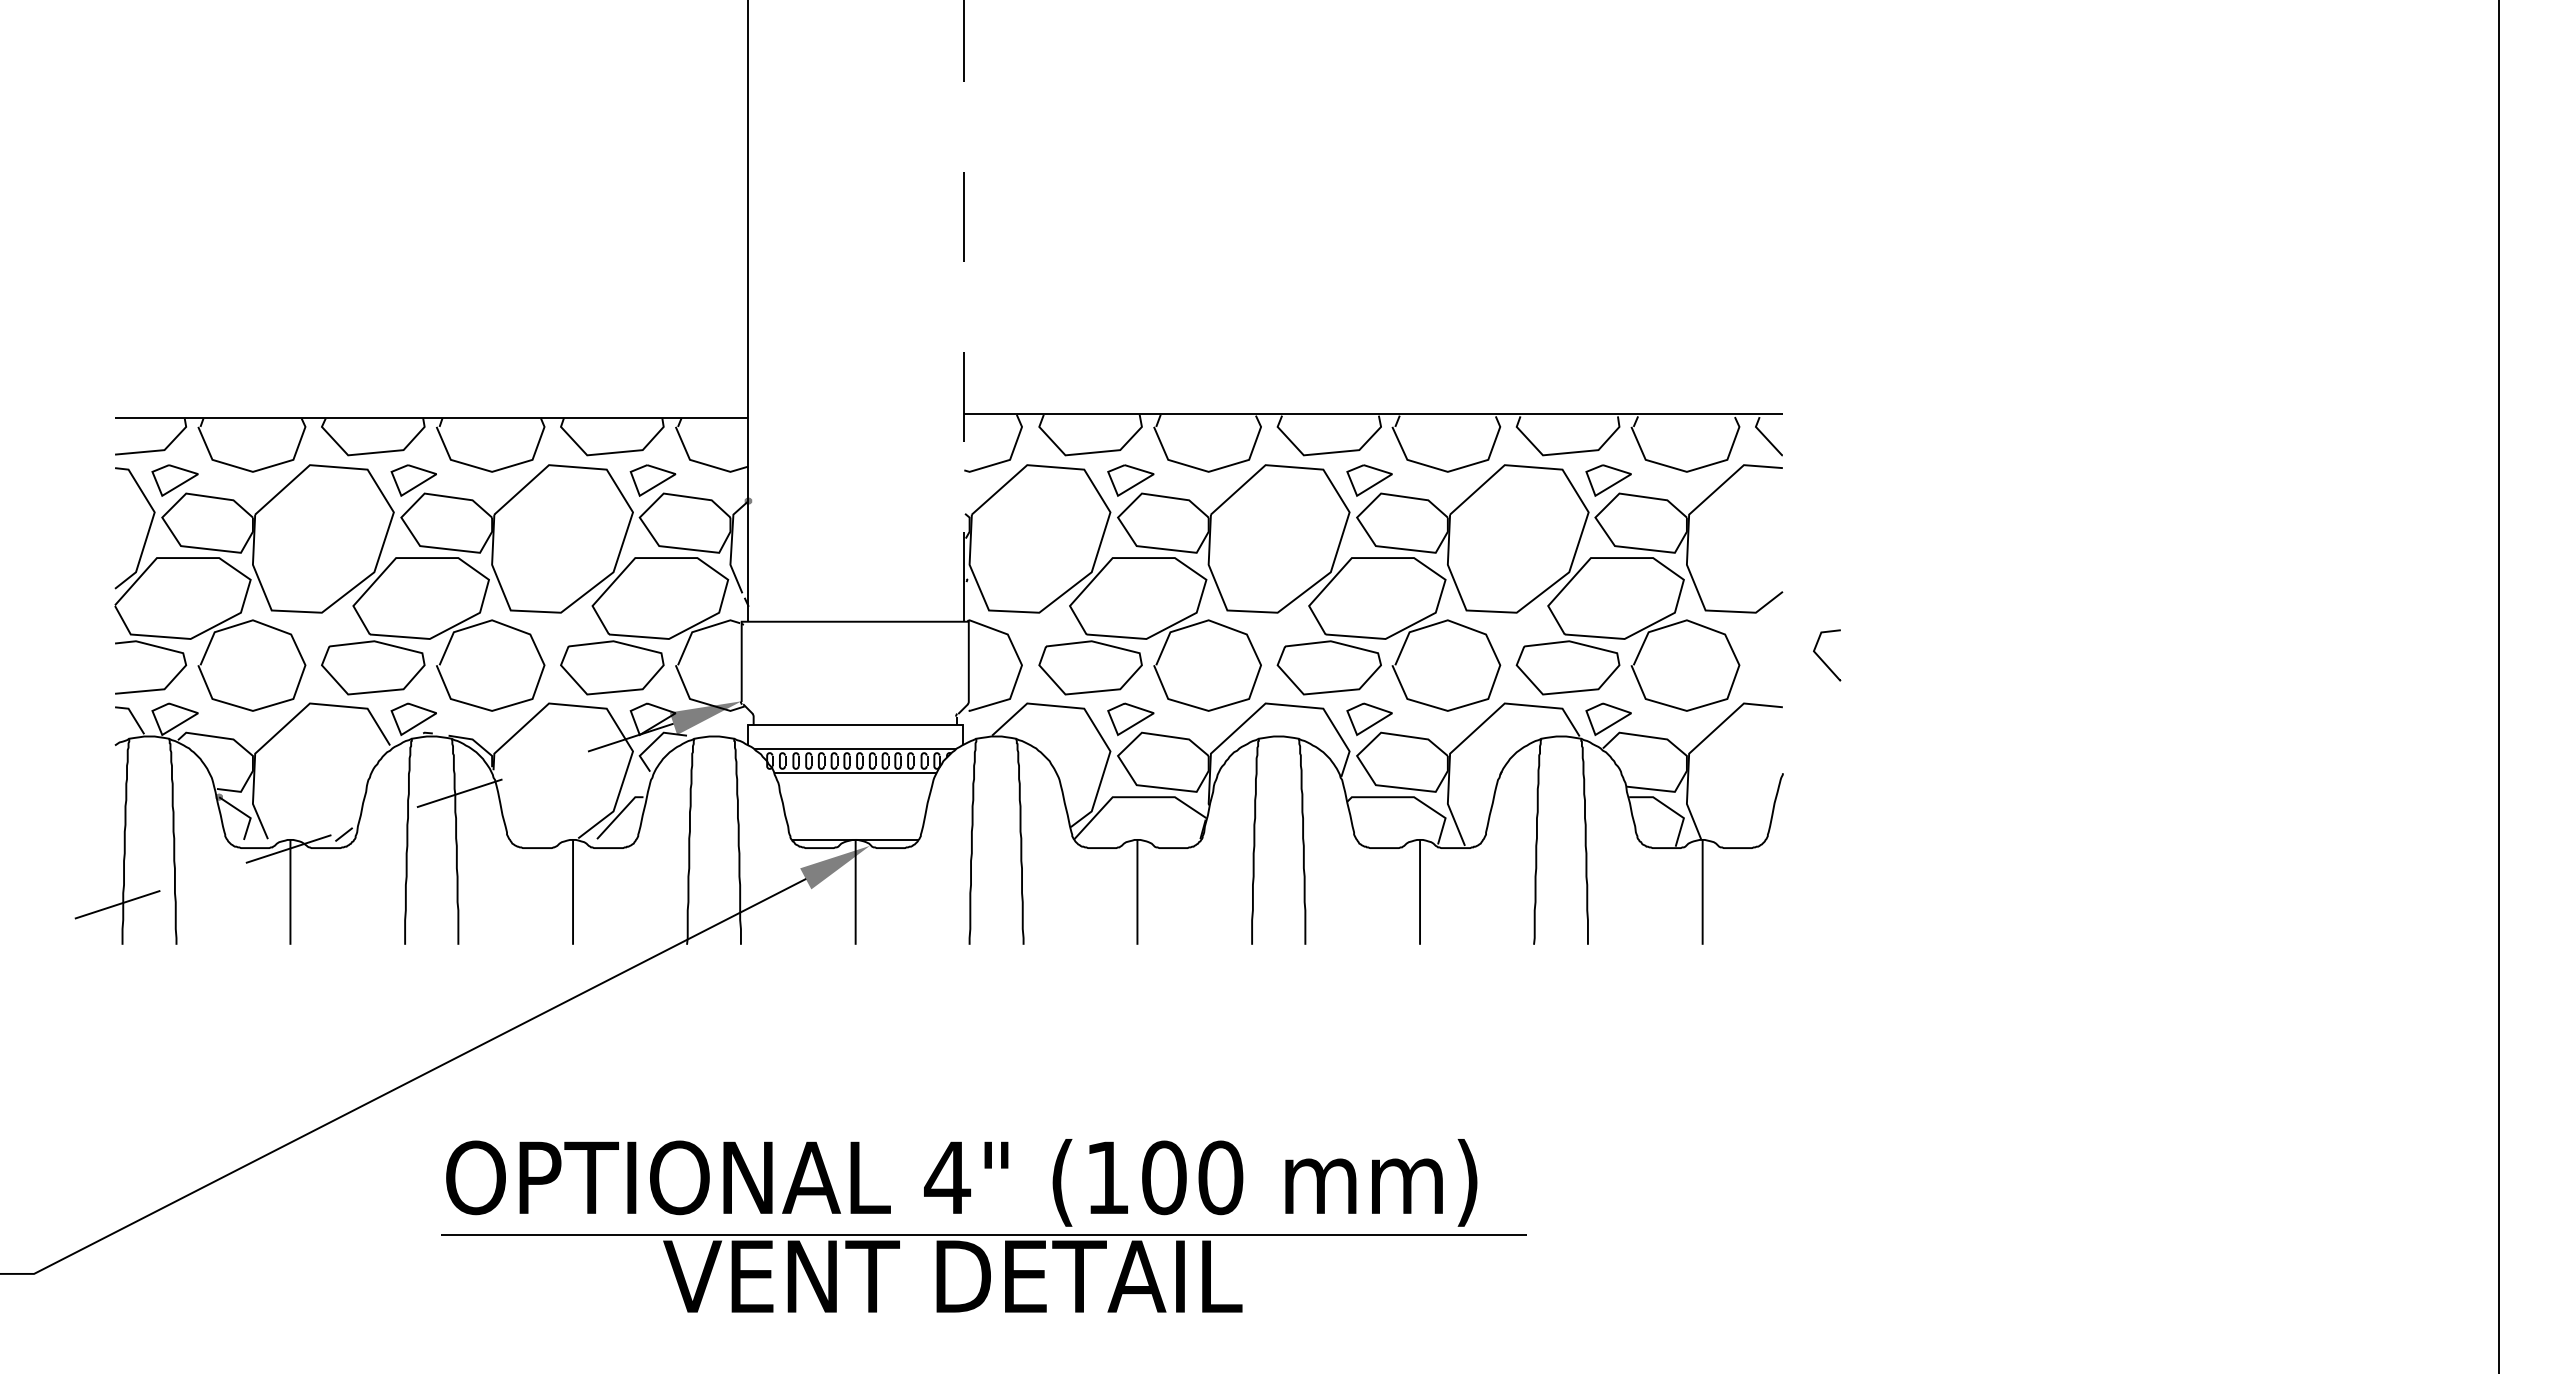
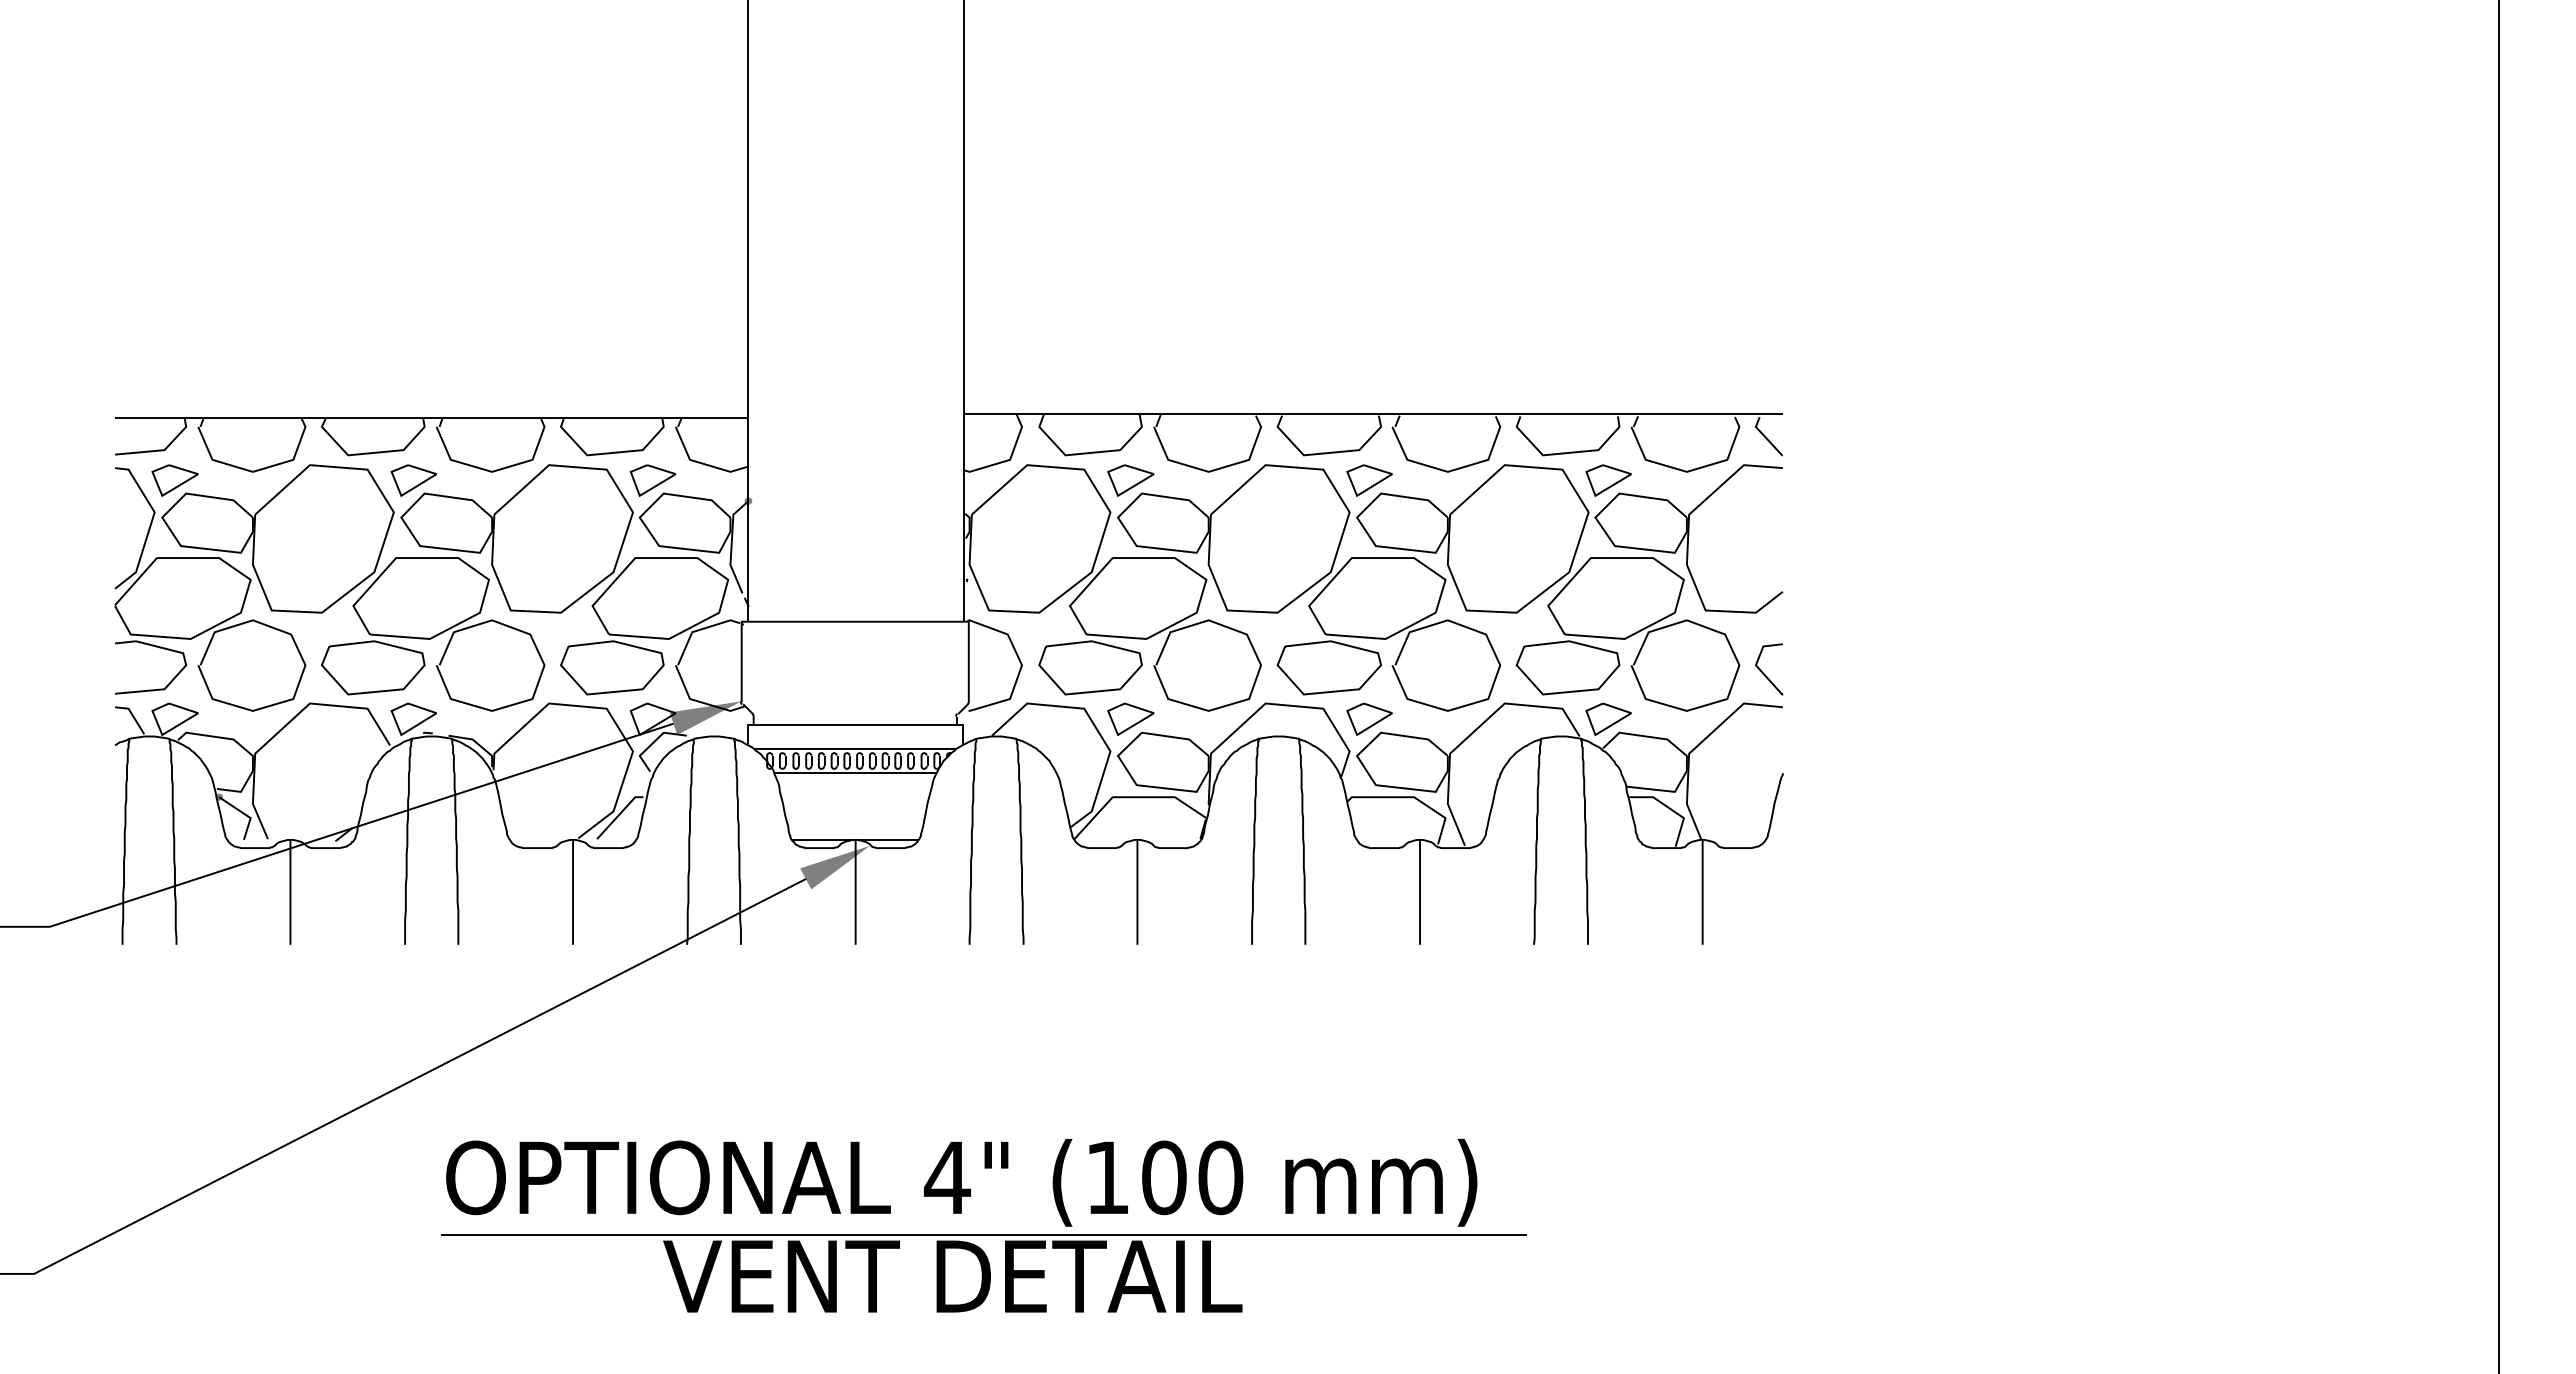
line: dashed -> solid (963, 311)
line position: (1822, 659) -> (1764, 673) (1764, 673)
line: dashed -> solid (337, 833)
